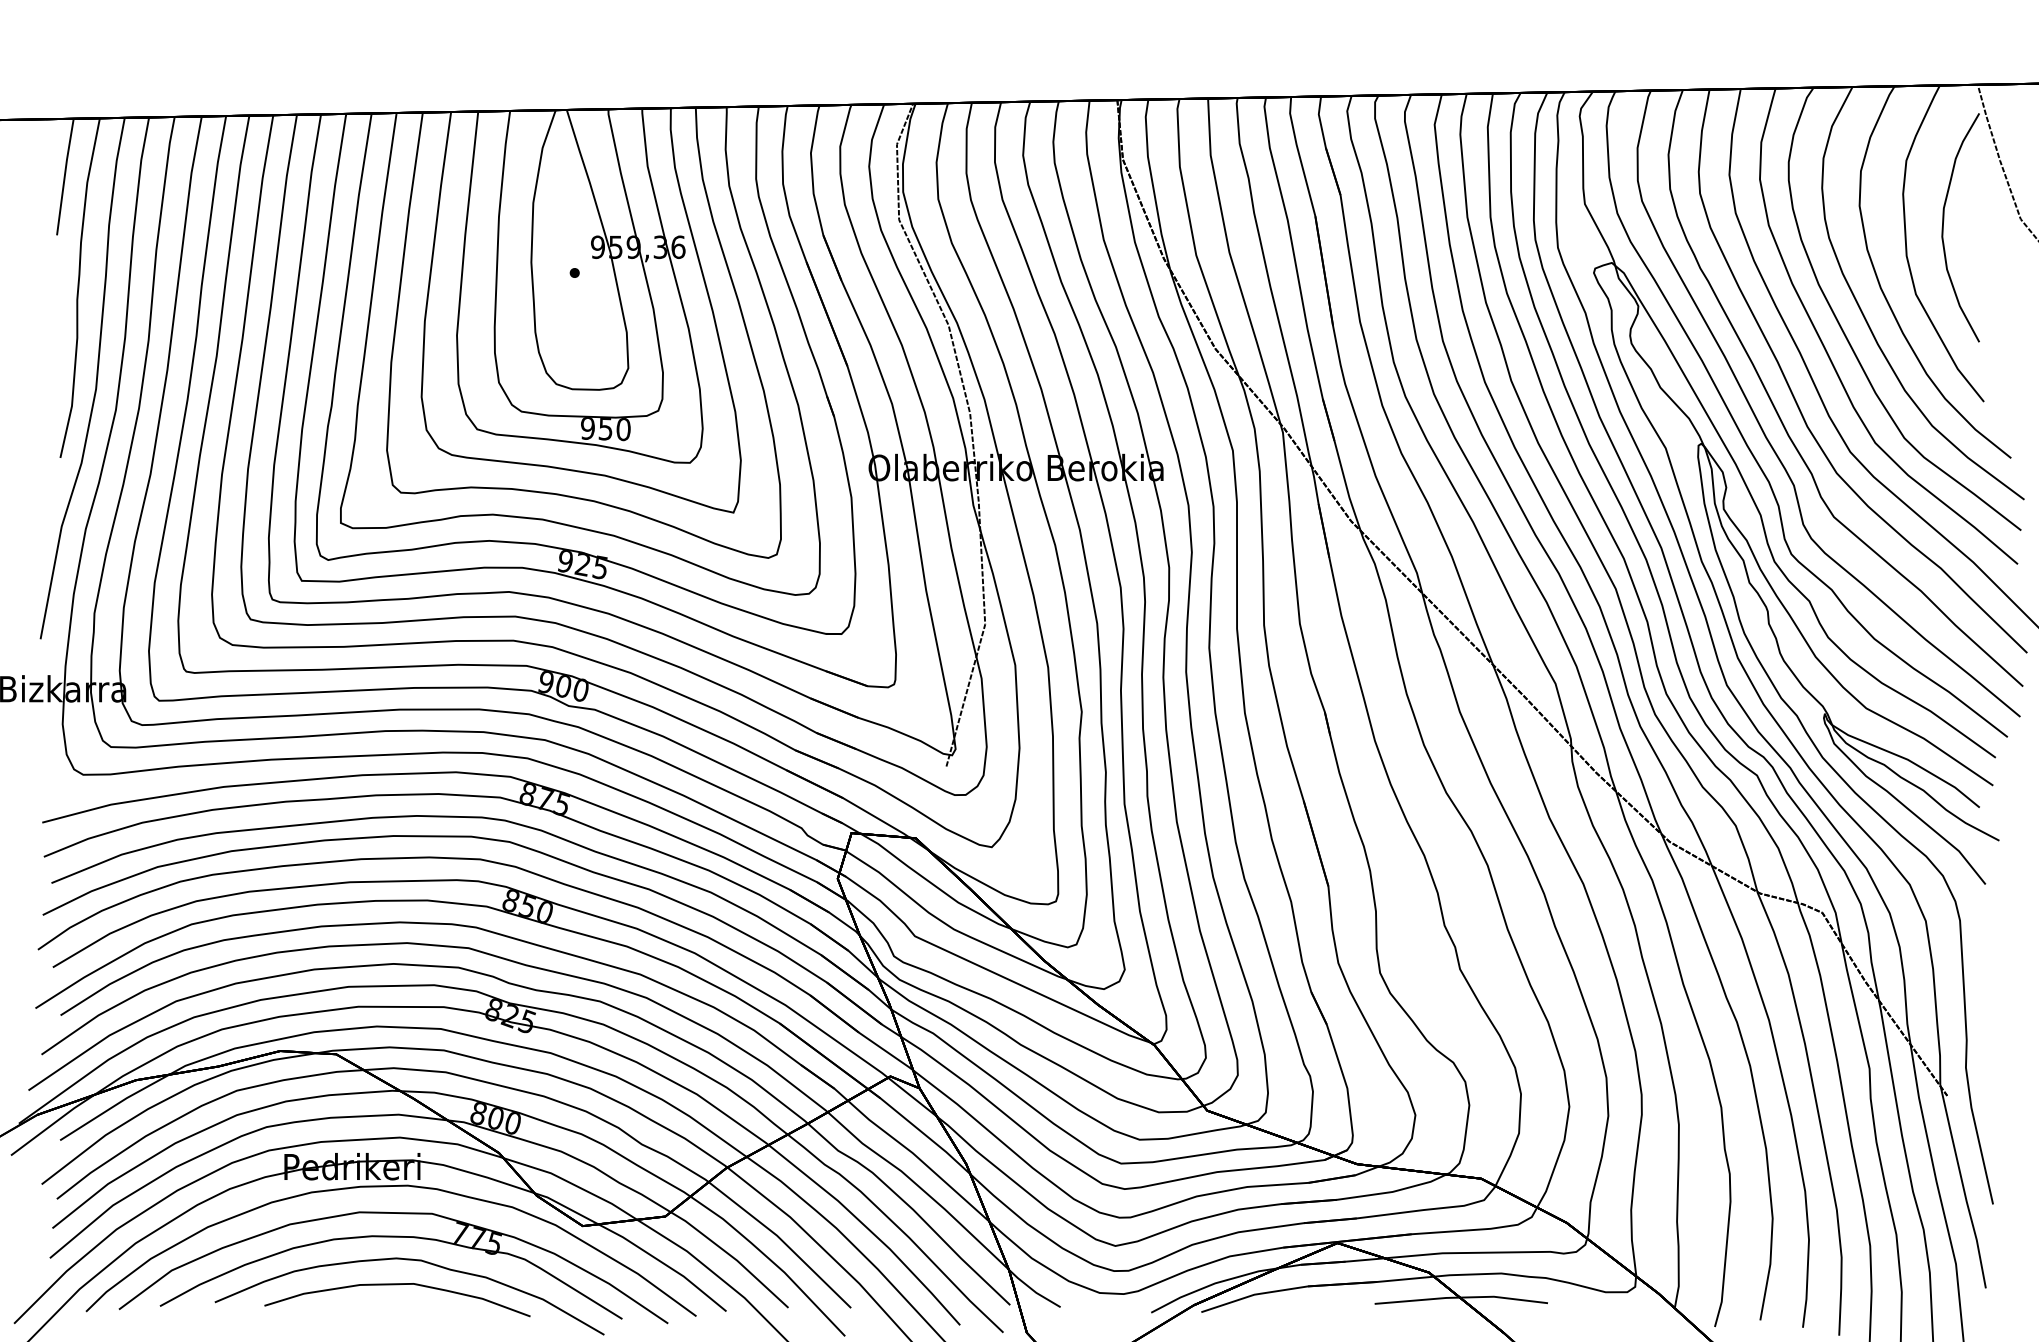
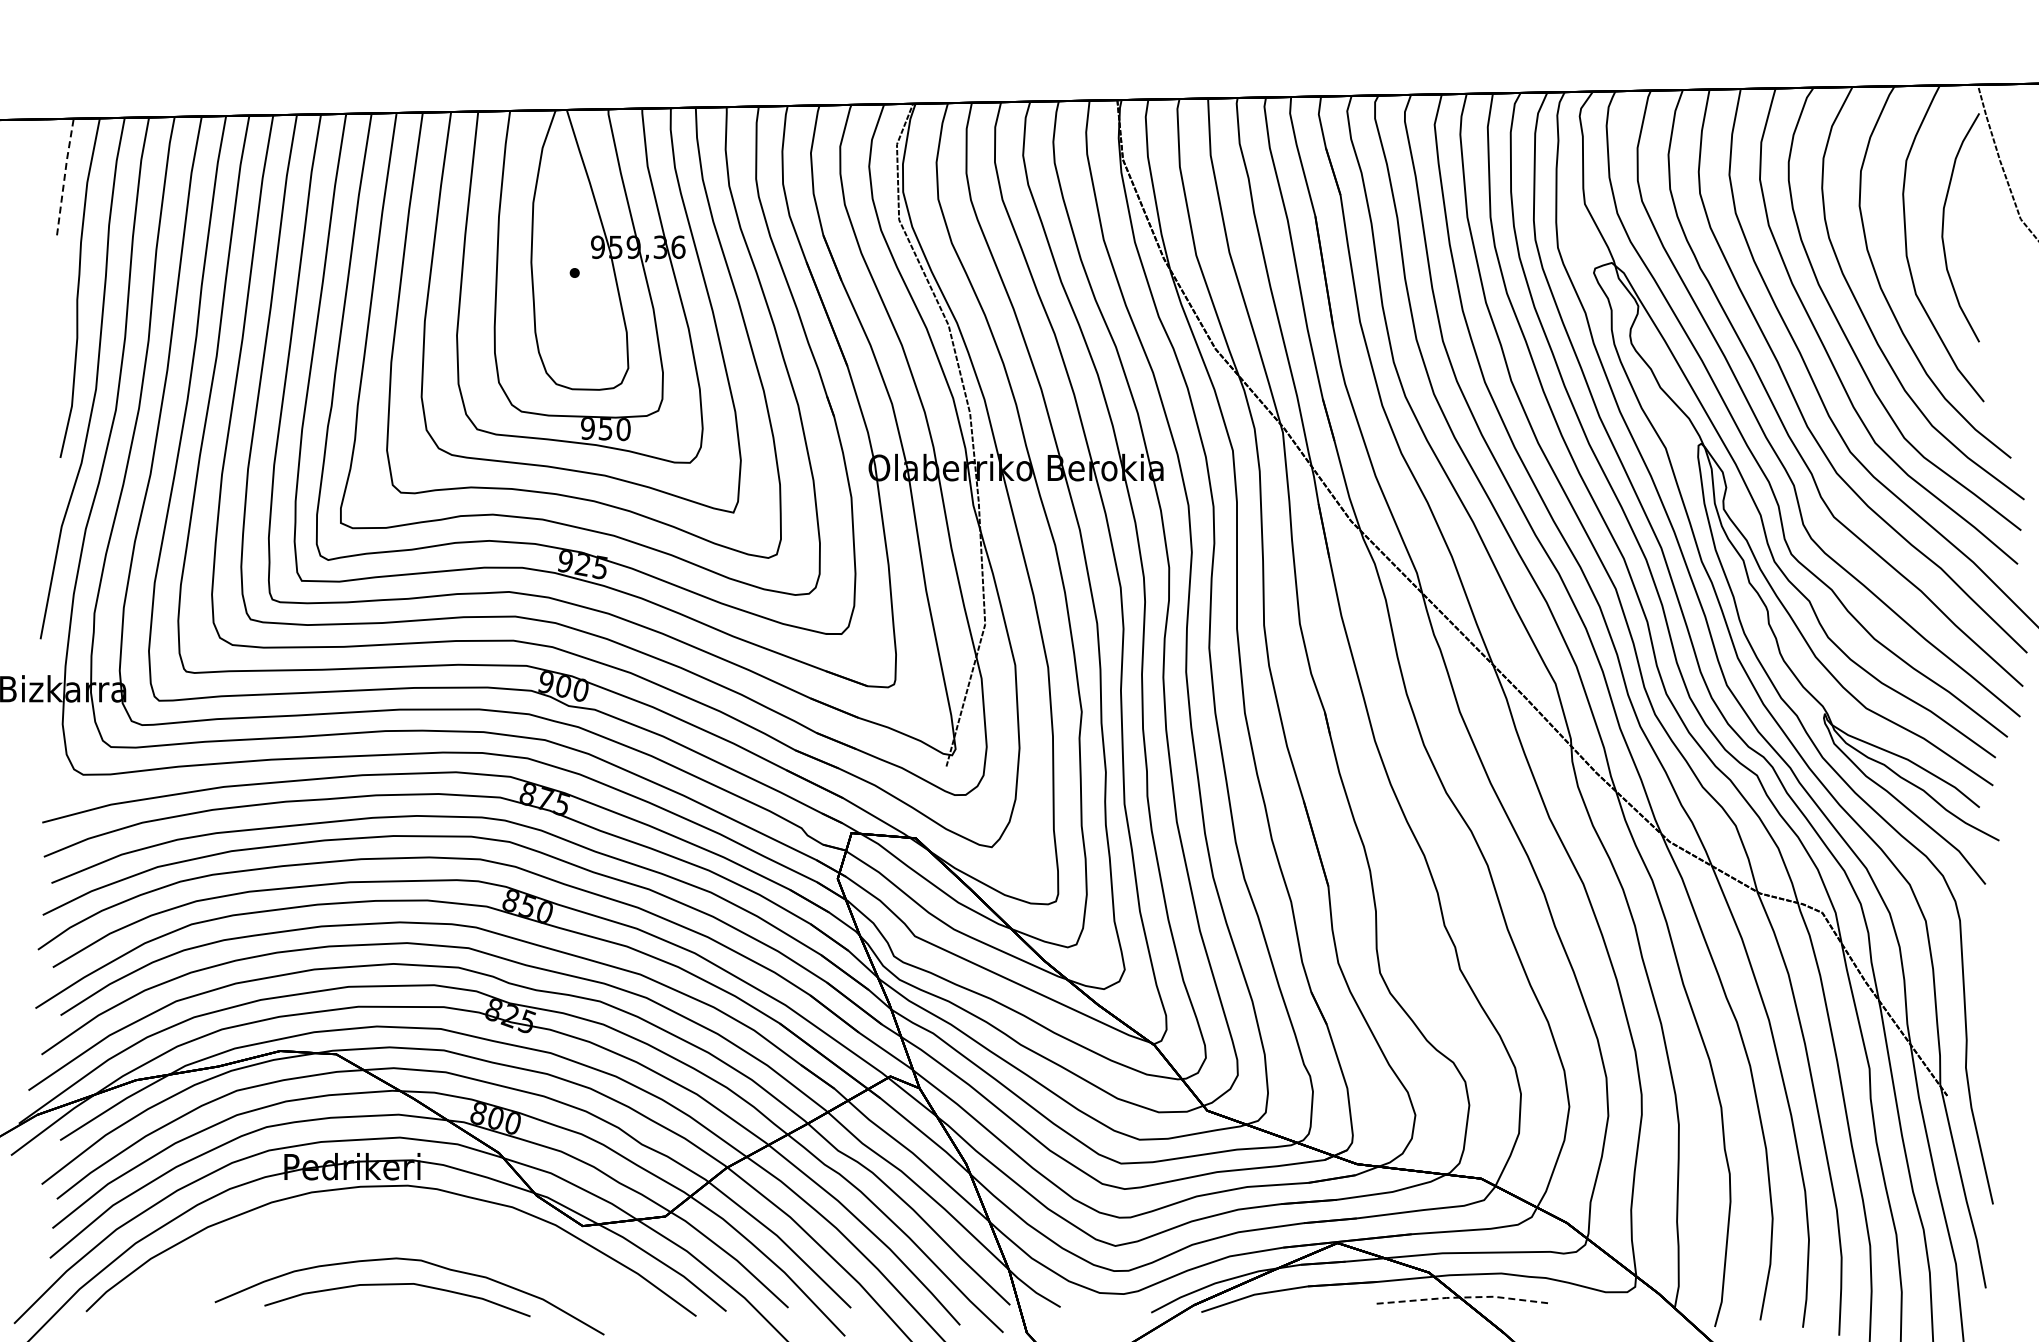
line: solid -> dashed (64, 176)
part: present -> none (393, 1237)
line: solid -> dashed (1461, 1297)
